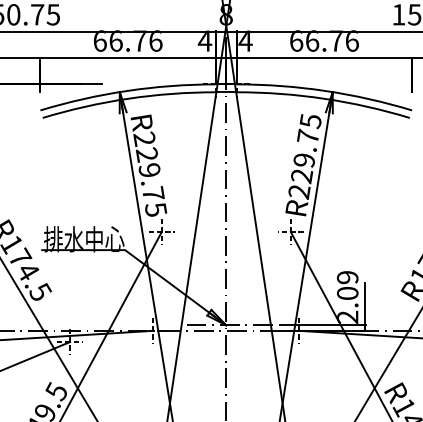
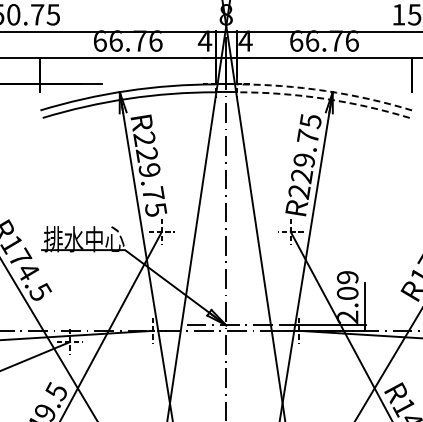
arc: solid -> dashed (325, 90)
arc: solid -> dashed (324, 98)
